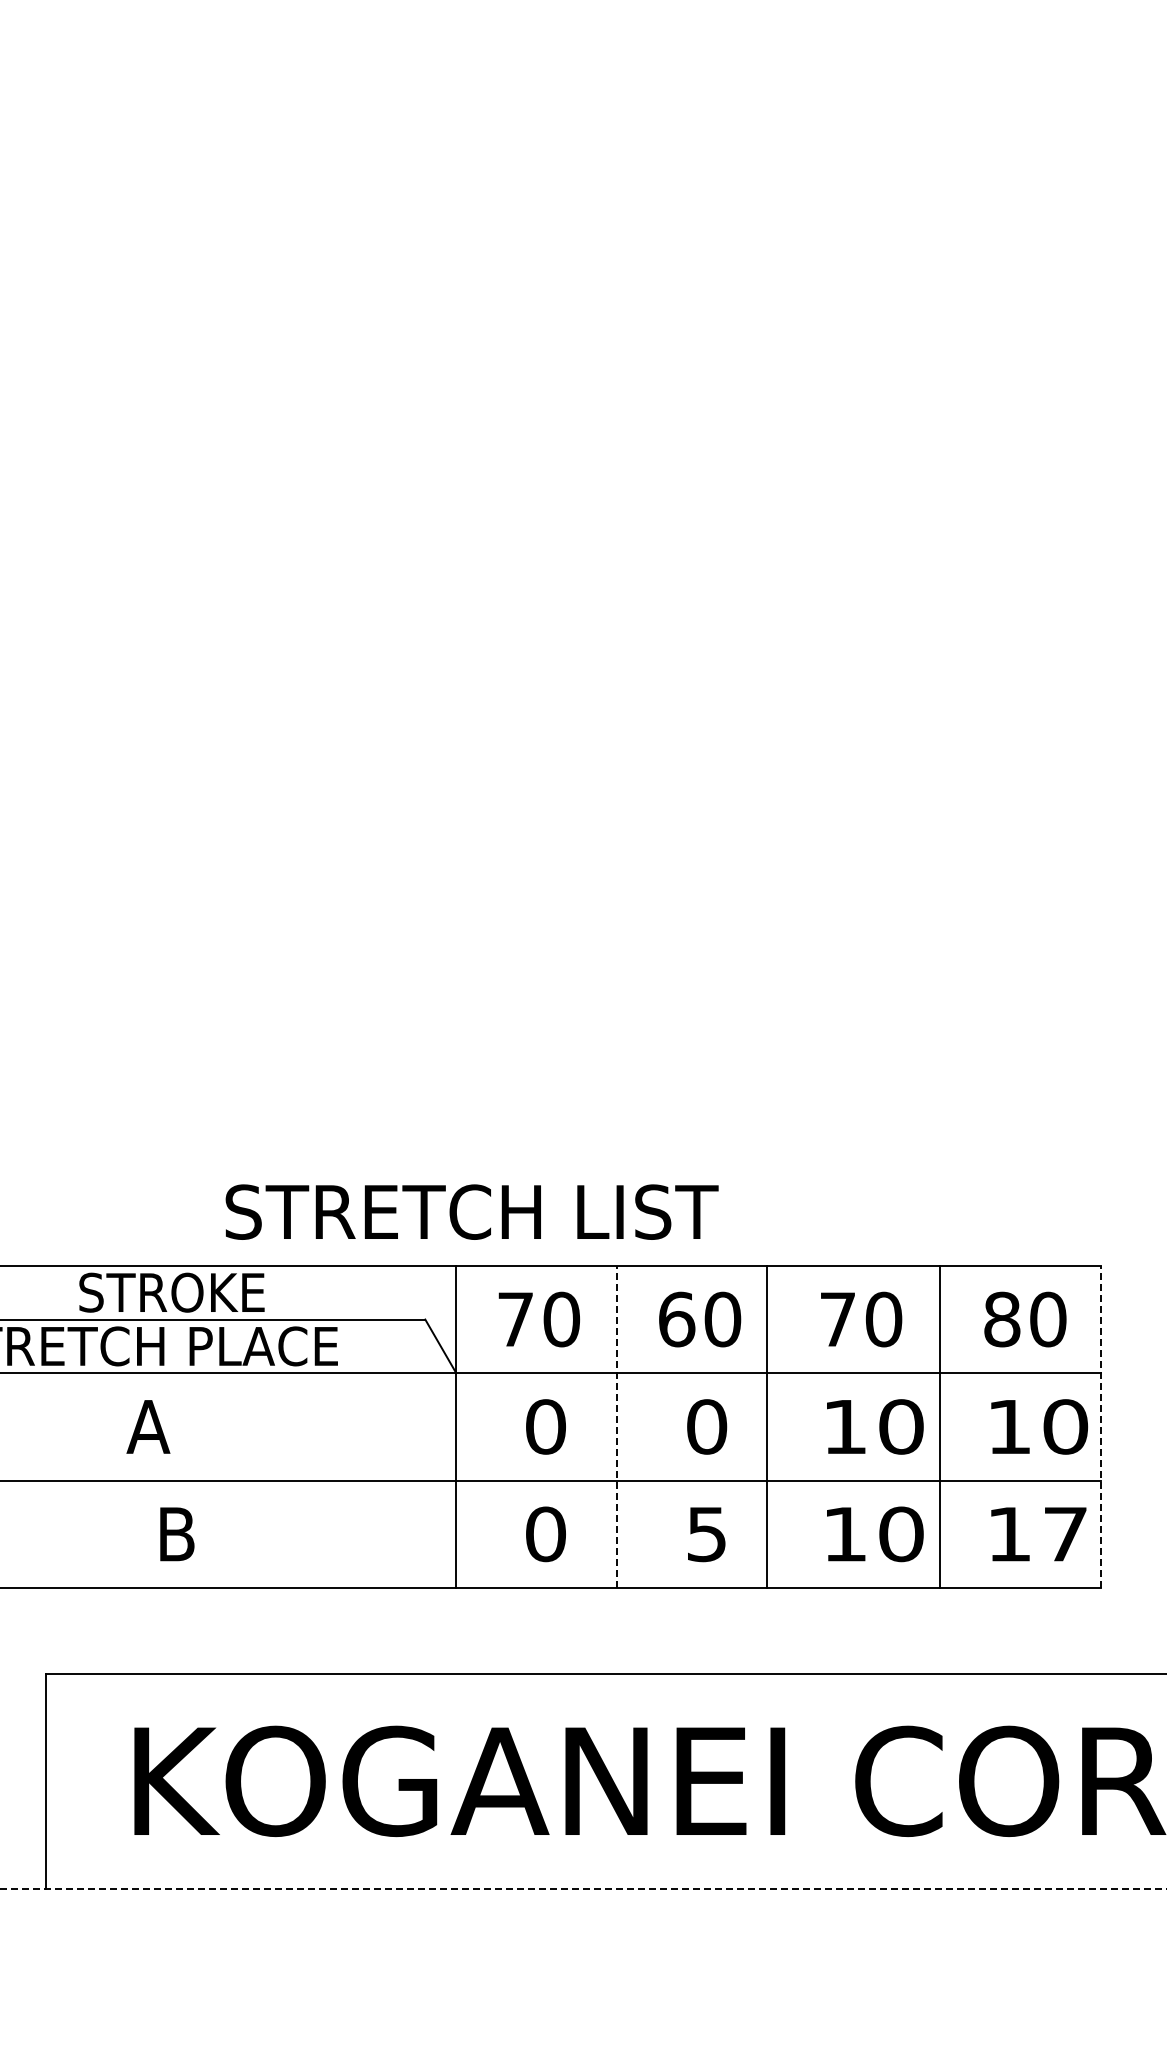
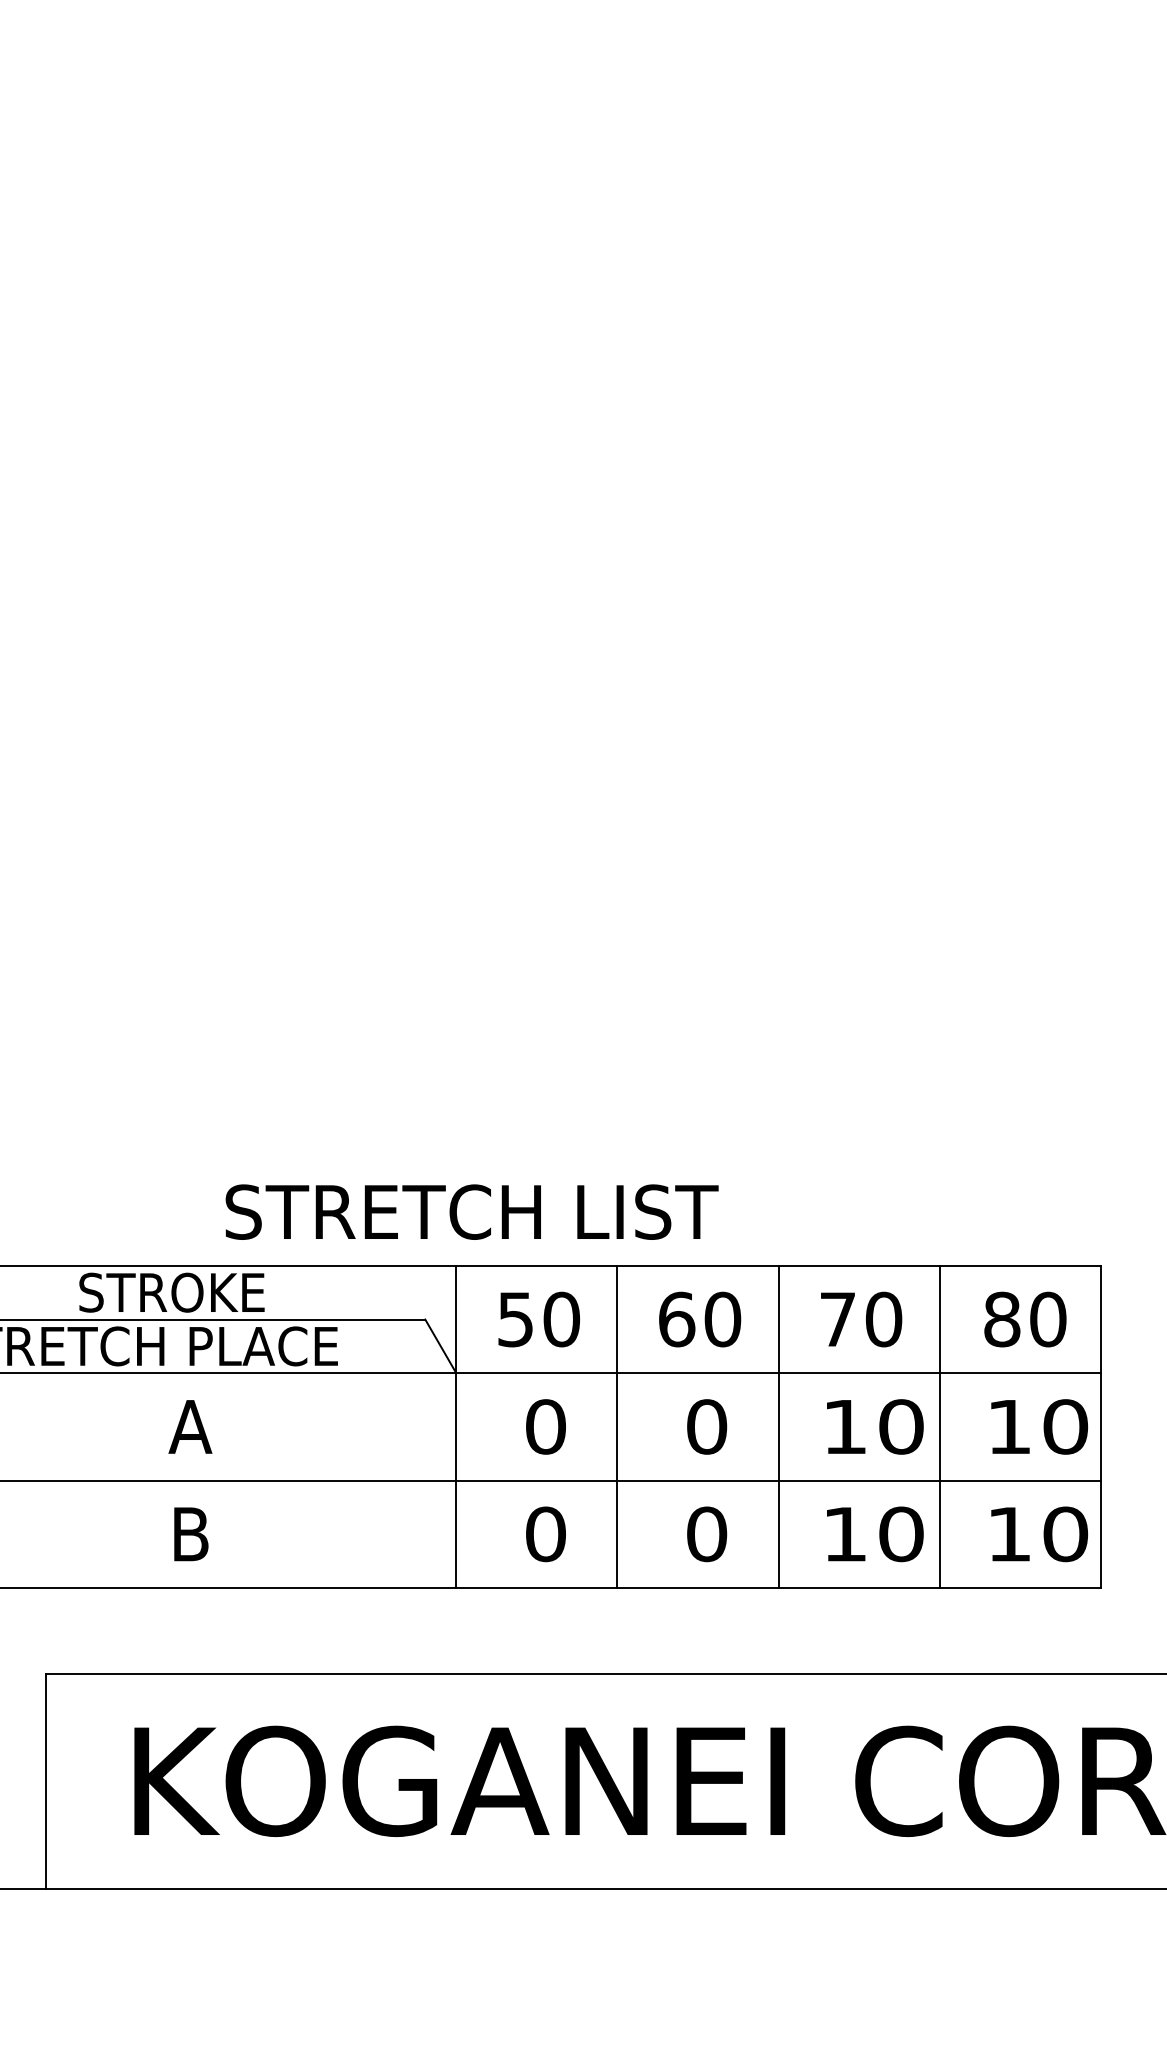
text: 70 -> 50 (515, 1319)
text position: (148, 1426) -> (190, 1426) (190, 1426)
line: dashed -> solid (617, 1426)
line position: (766, 1426) -> (778, 1426) (778, 1426)
line: dashed -> solid (1100, 1426)
text position: (177, 1534) -> (191, 1534) (191, 1534)
text: 5 -> 0 (707, 1534)
text: 17 -> 10 (1065, 1534)
line: dashed -> solid (583, 1888)
